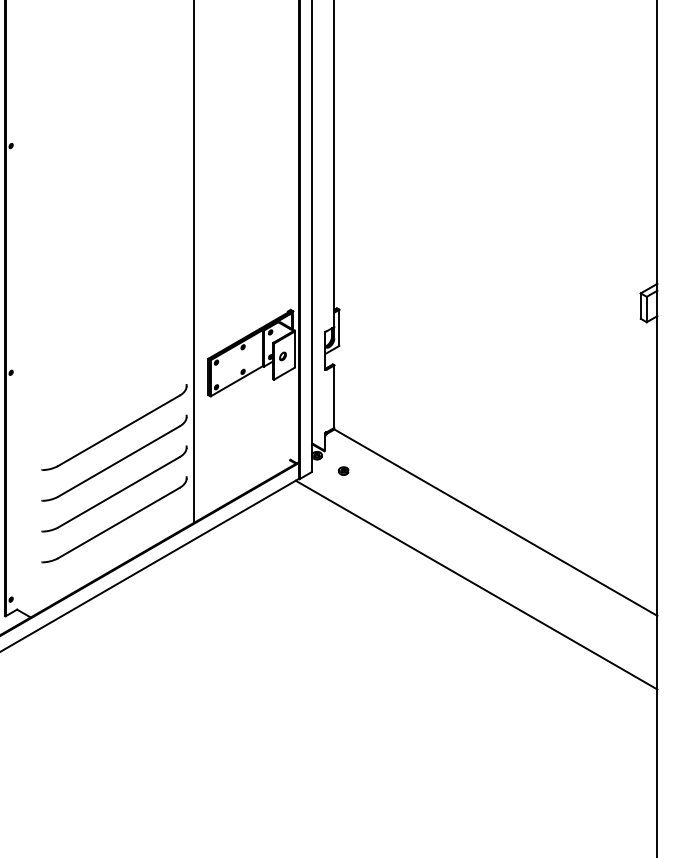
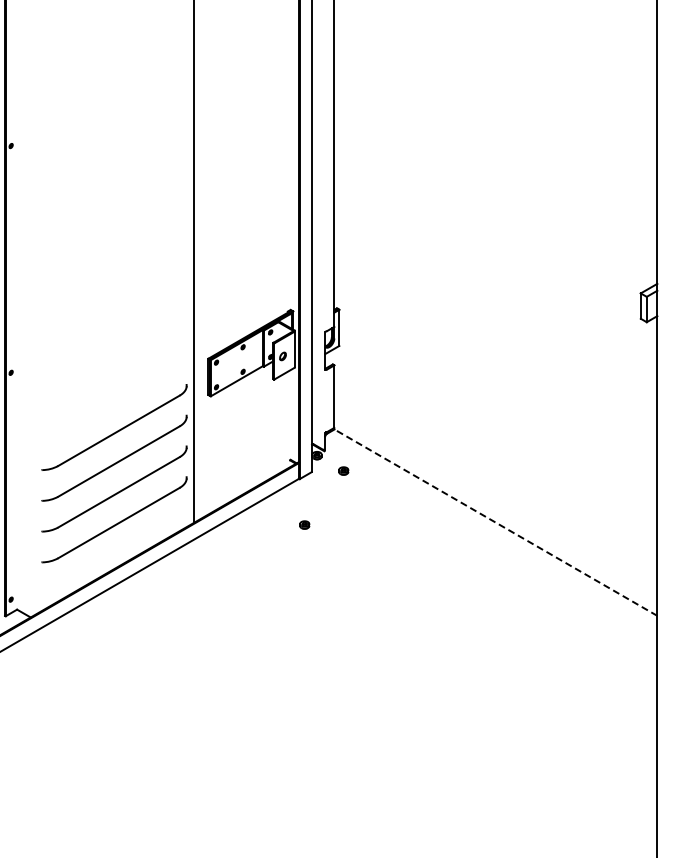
line: solid -> dashed (495, 522)
part: none -> present (304, 524)
line: present -> none (476, 584)
